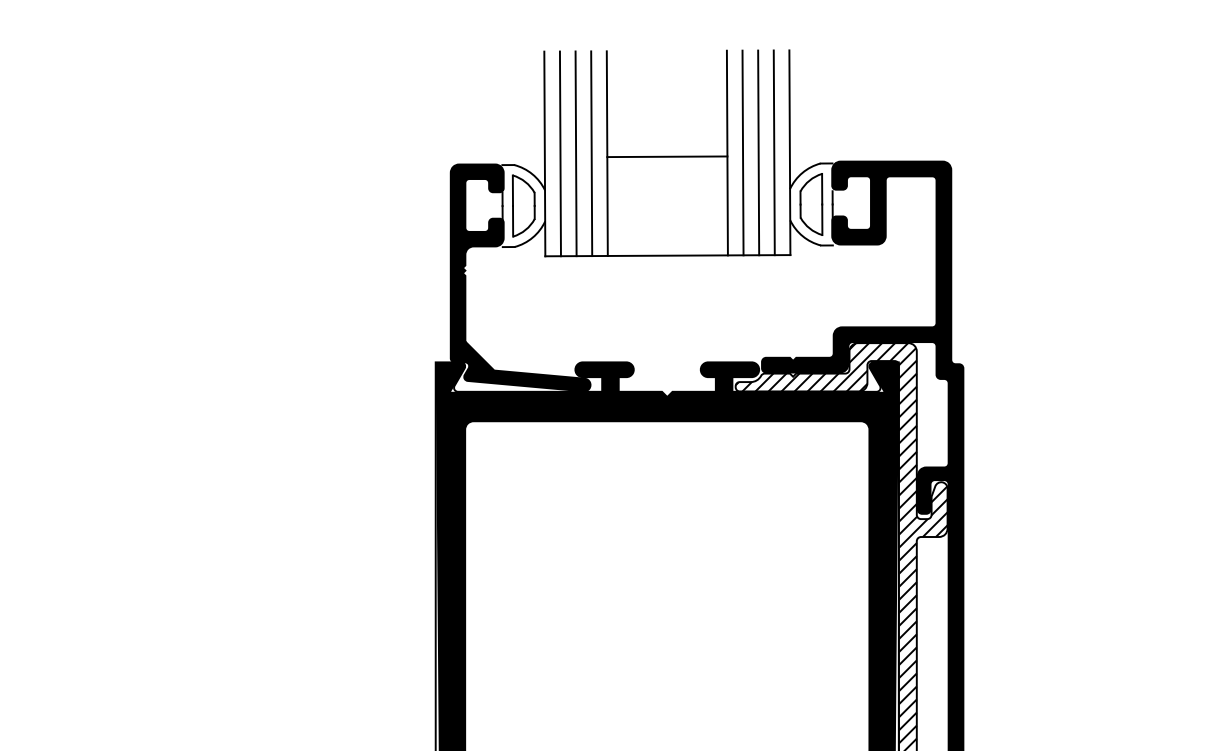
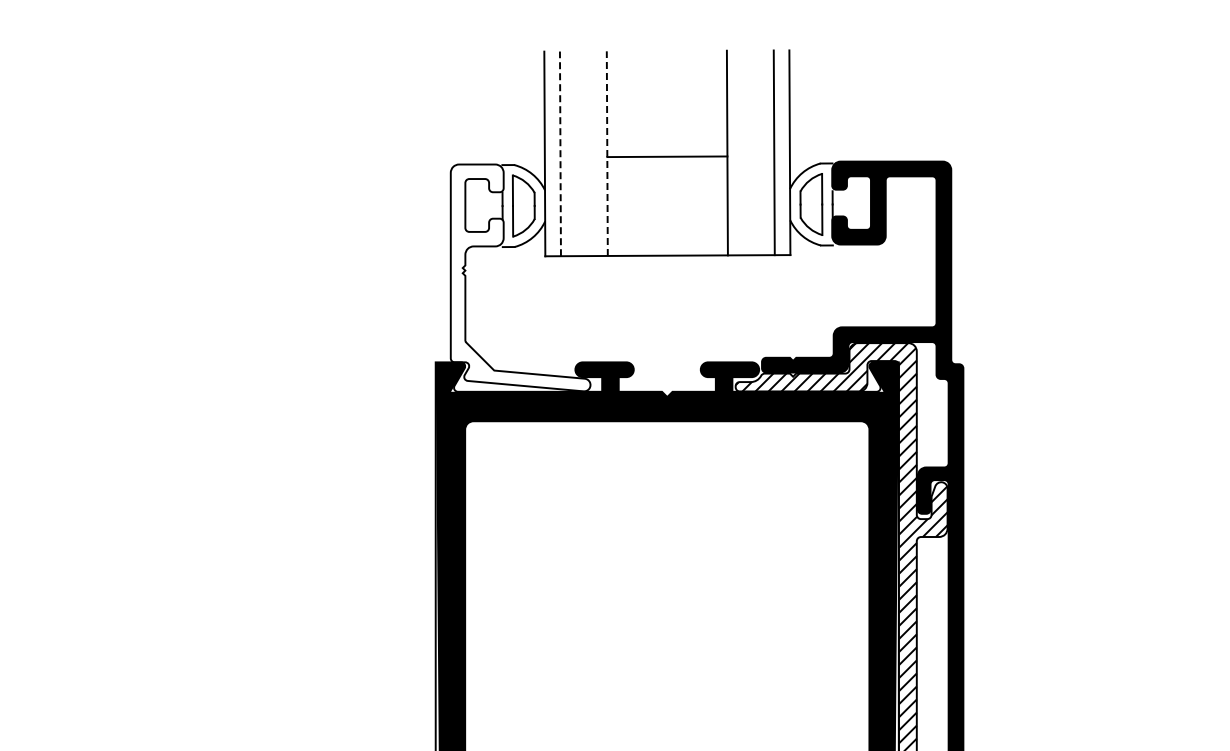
line: present -> none (742, 152)
line: present -> none (758, 152)
line: solid -> dashed (560, 153)
line: present -> none (575, 153)
line: present -> none (591, 153)
line: solid -> dashed (607, 153)
fill: present -> none (520, 277)
